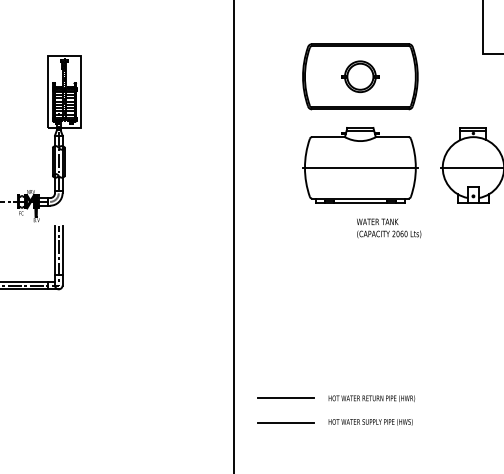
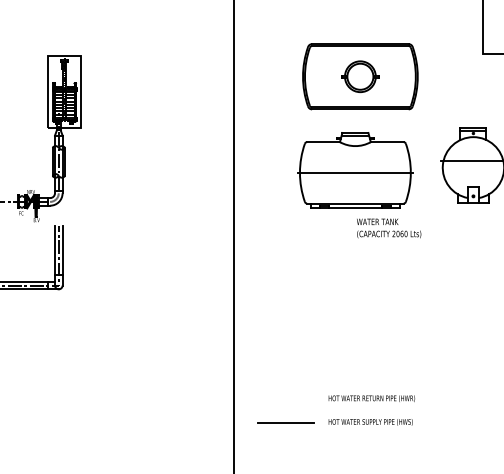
part position: (360, 165) -> (355, 170) (355, 170)
line position: (470, 167) -> (470, 160) (470, 160)
line: present -> none (285, 398)
